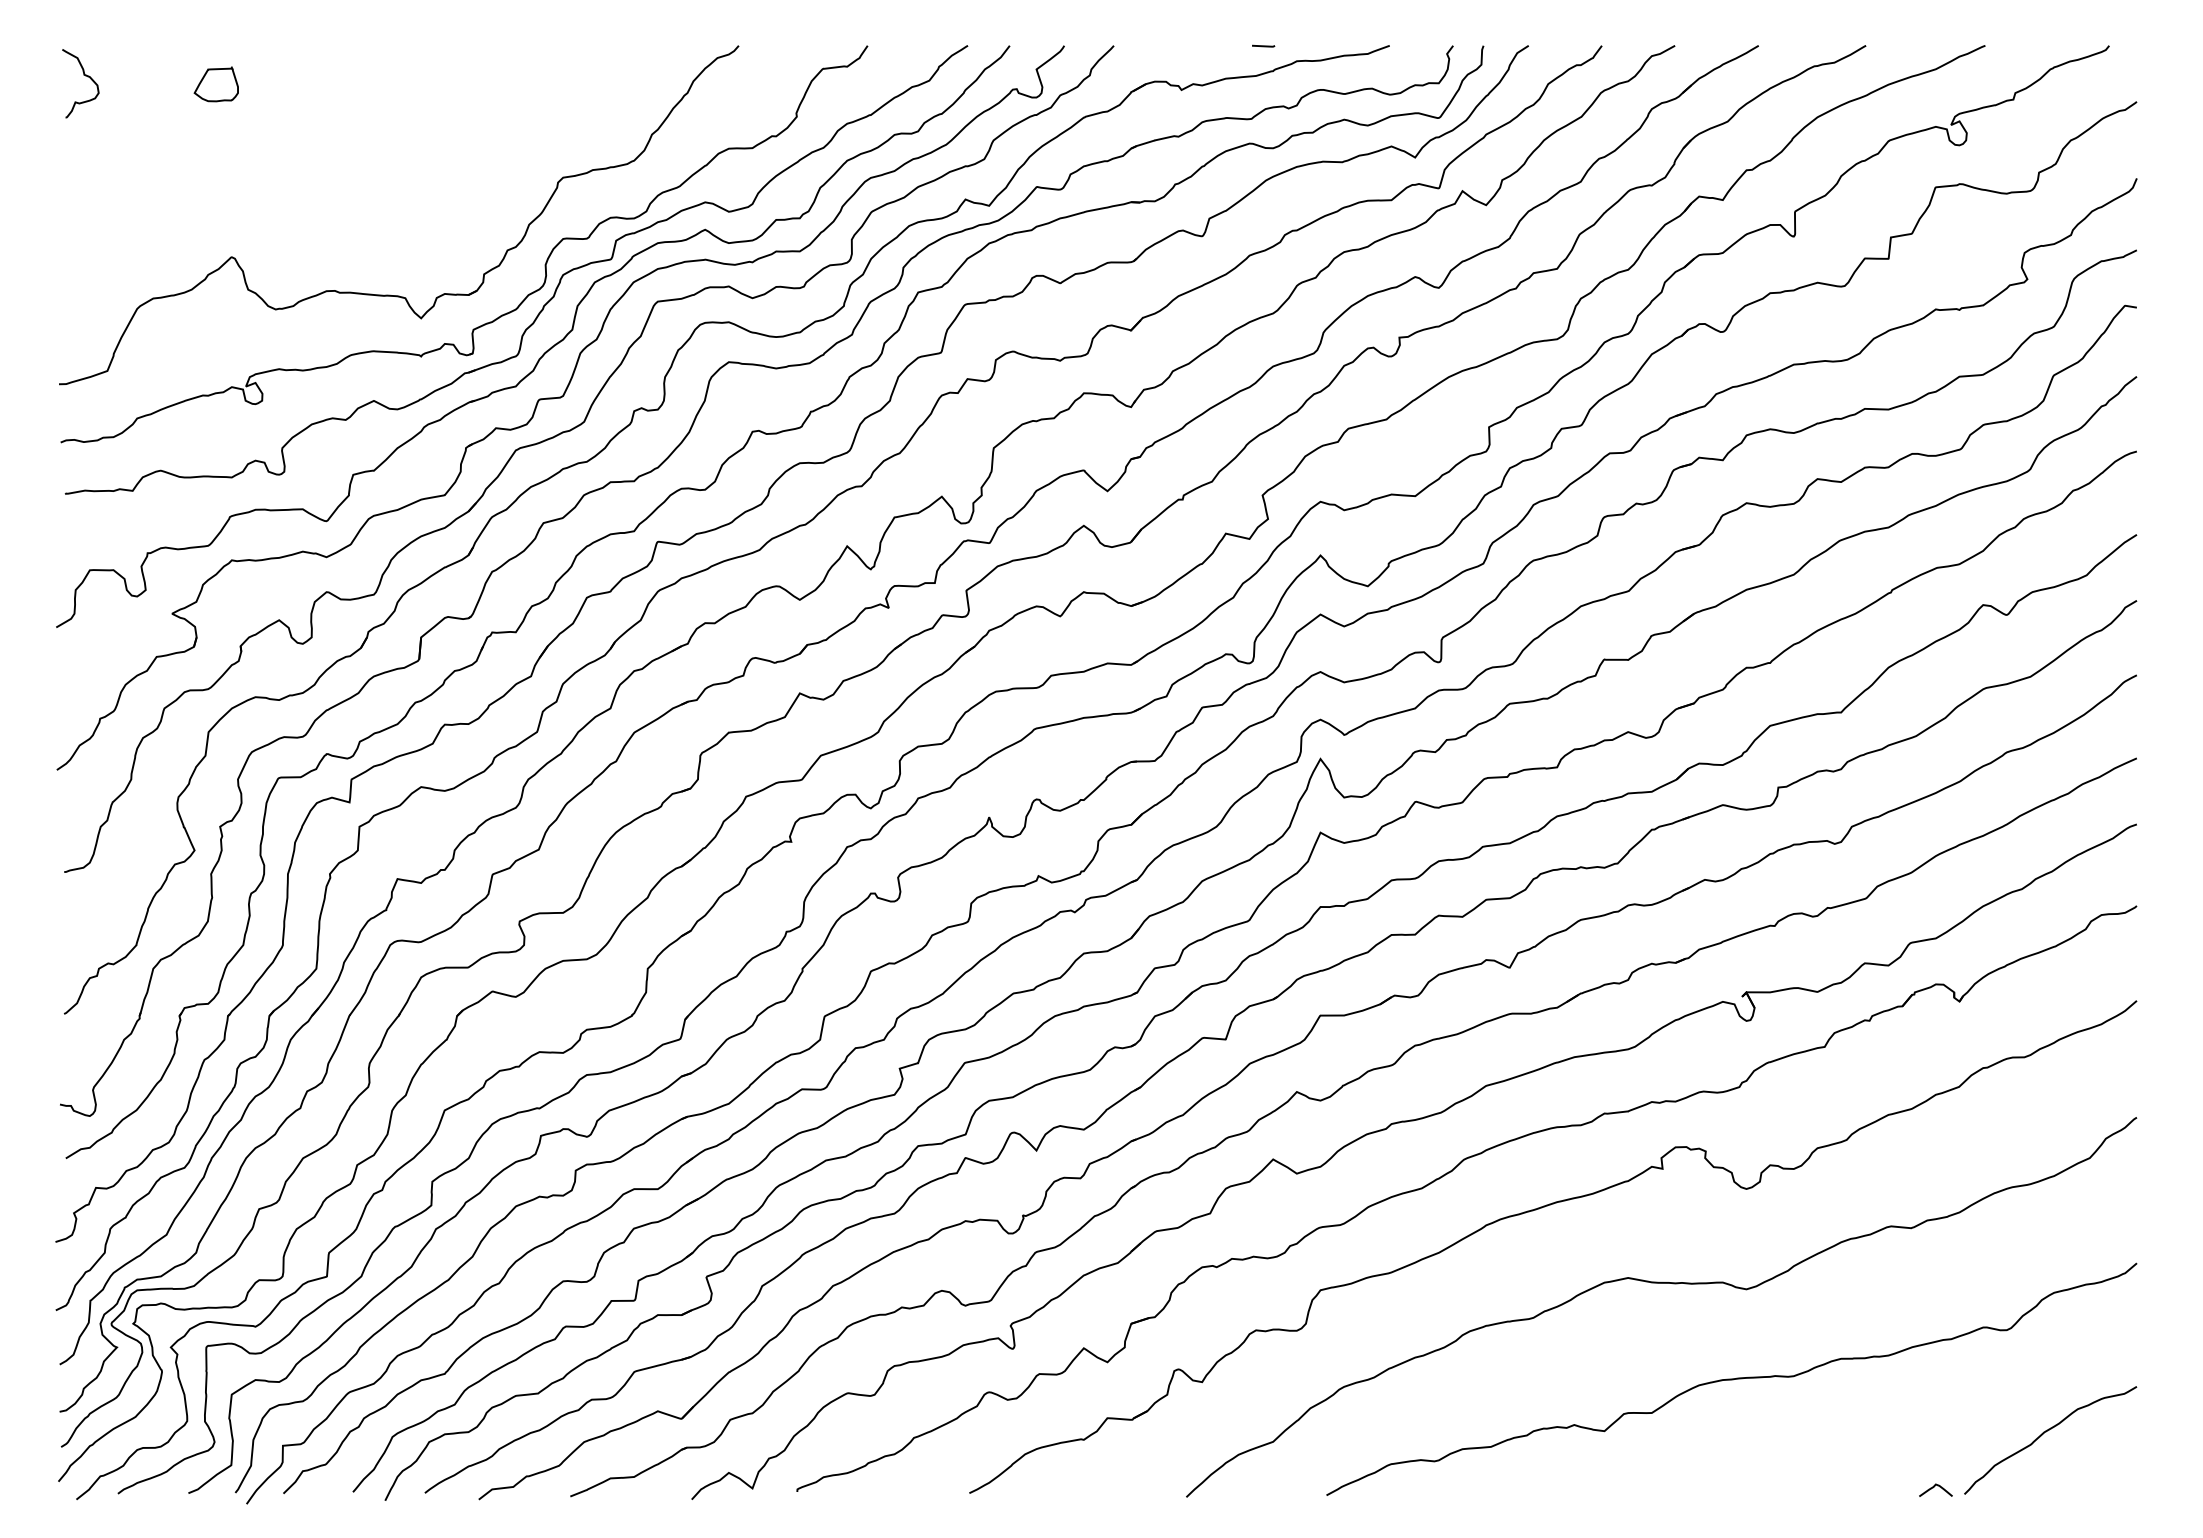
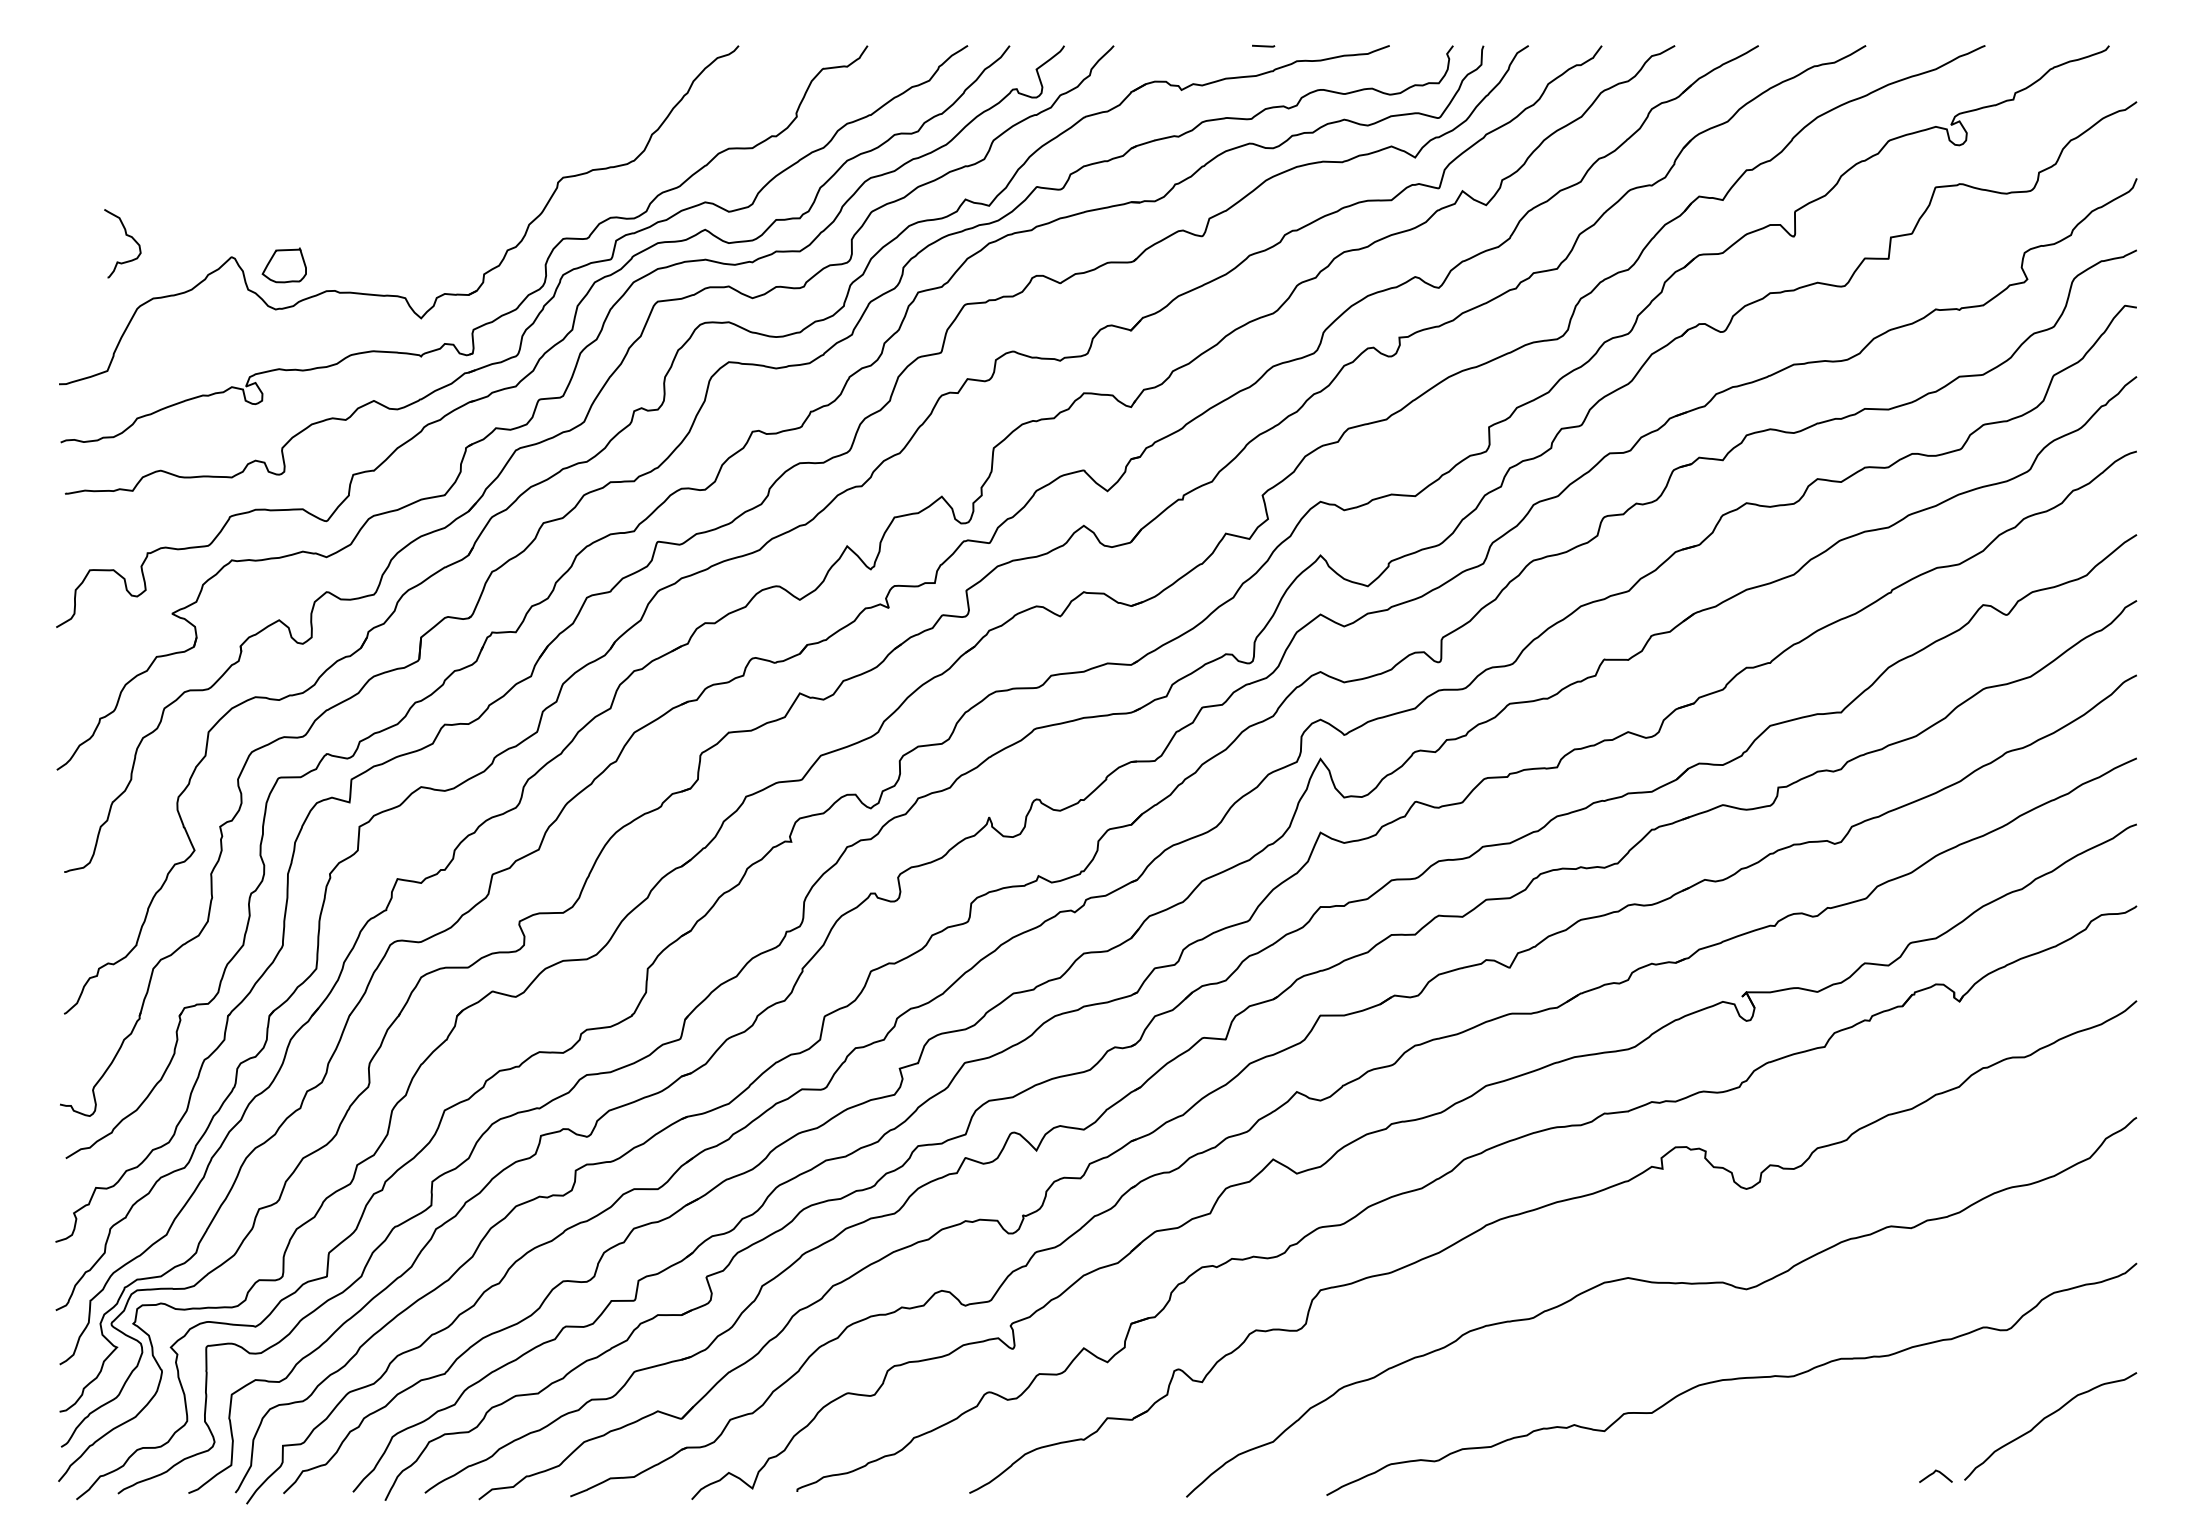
curve position: (83, 75) -> (125, 235) (125, 235)
part position: (215, 84) -> (283, 265) (283, 265)
curve position: (2046, 1432) -> (2046, 1418) (2046, 1418)
curve position: (1934, 1487) -> (1934, 1473) (1934, 1473)
